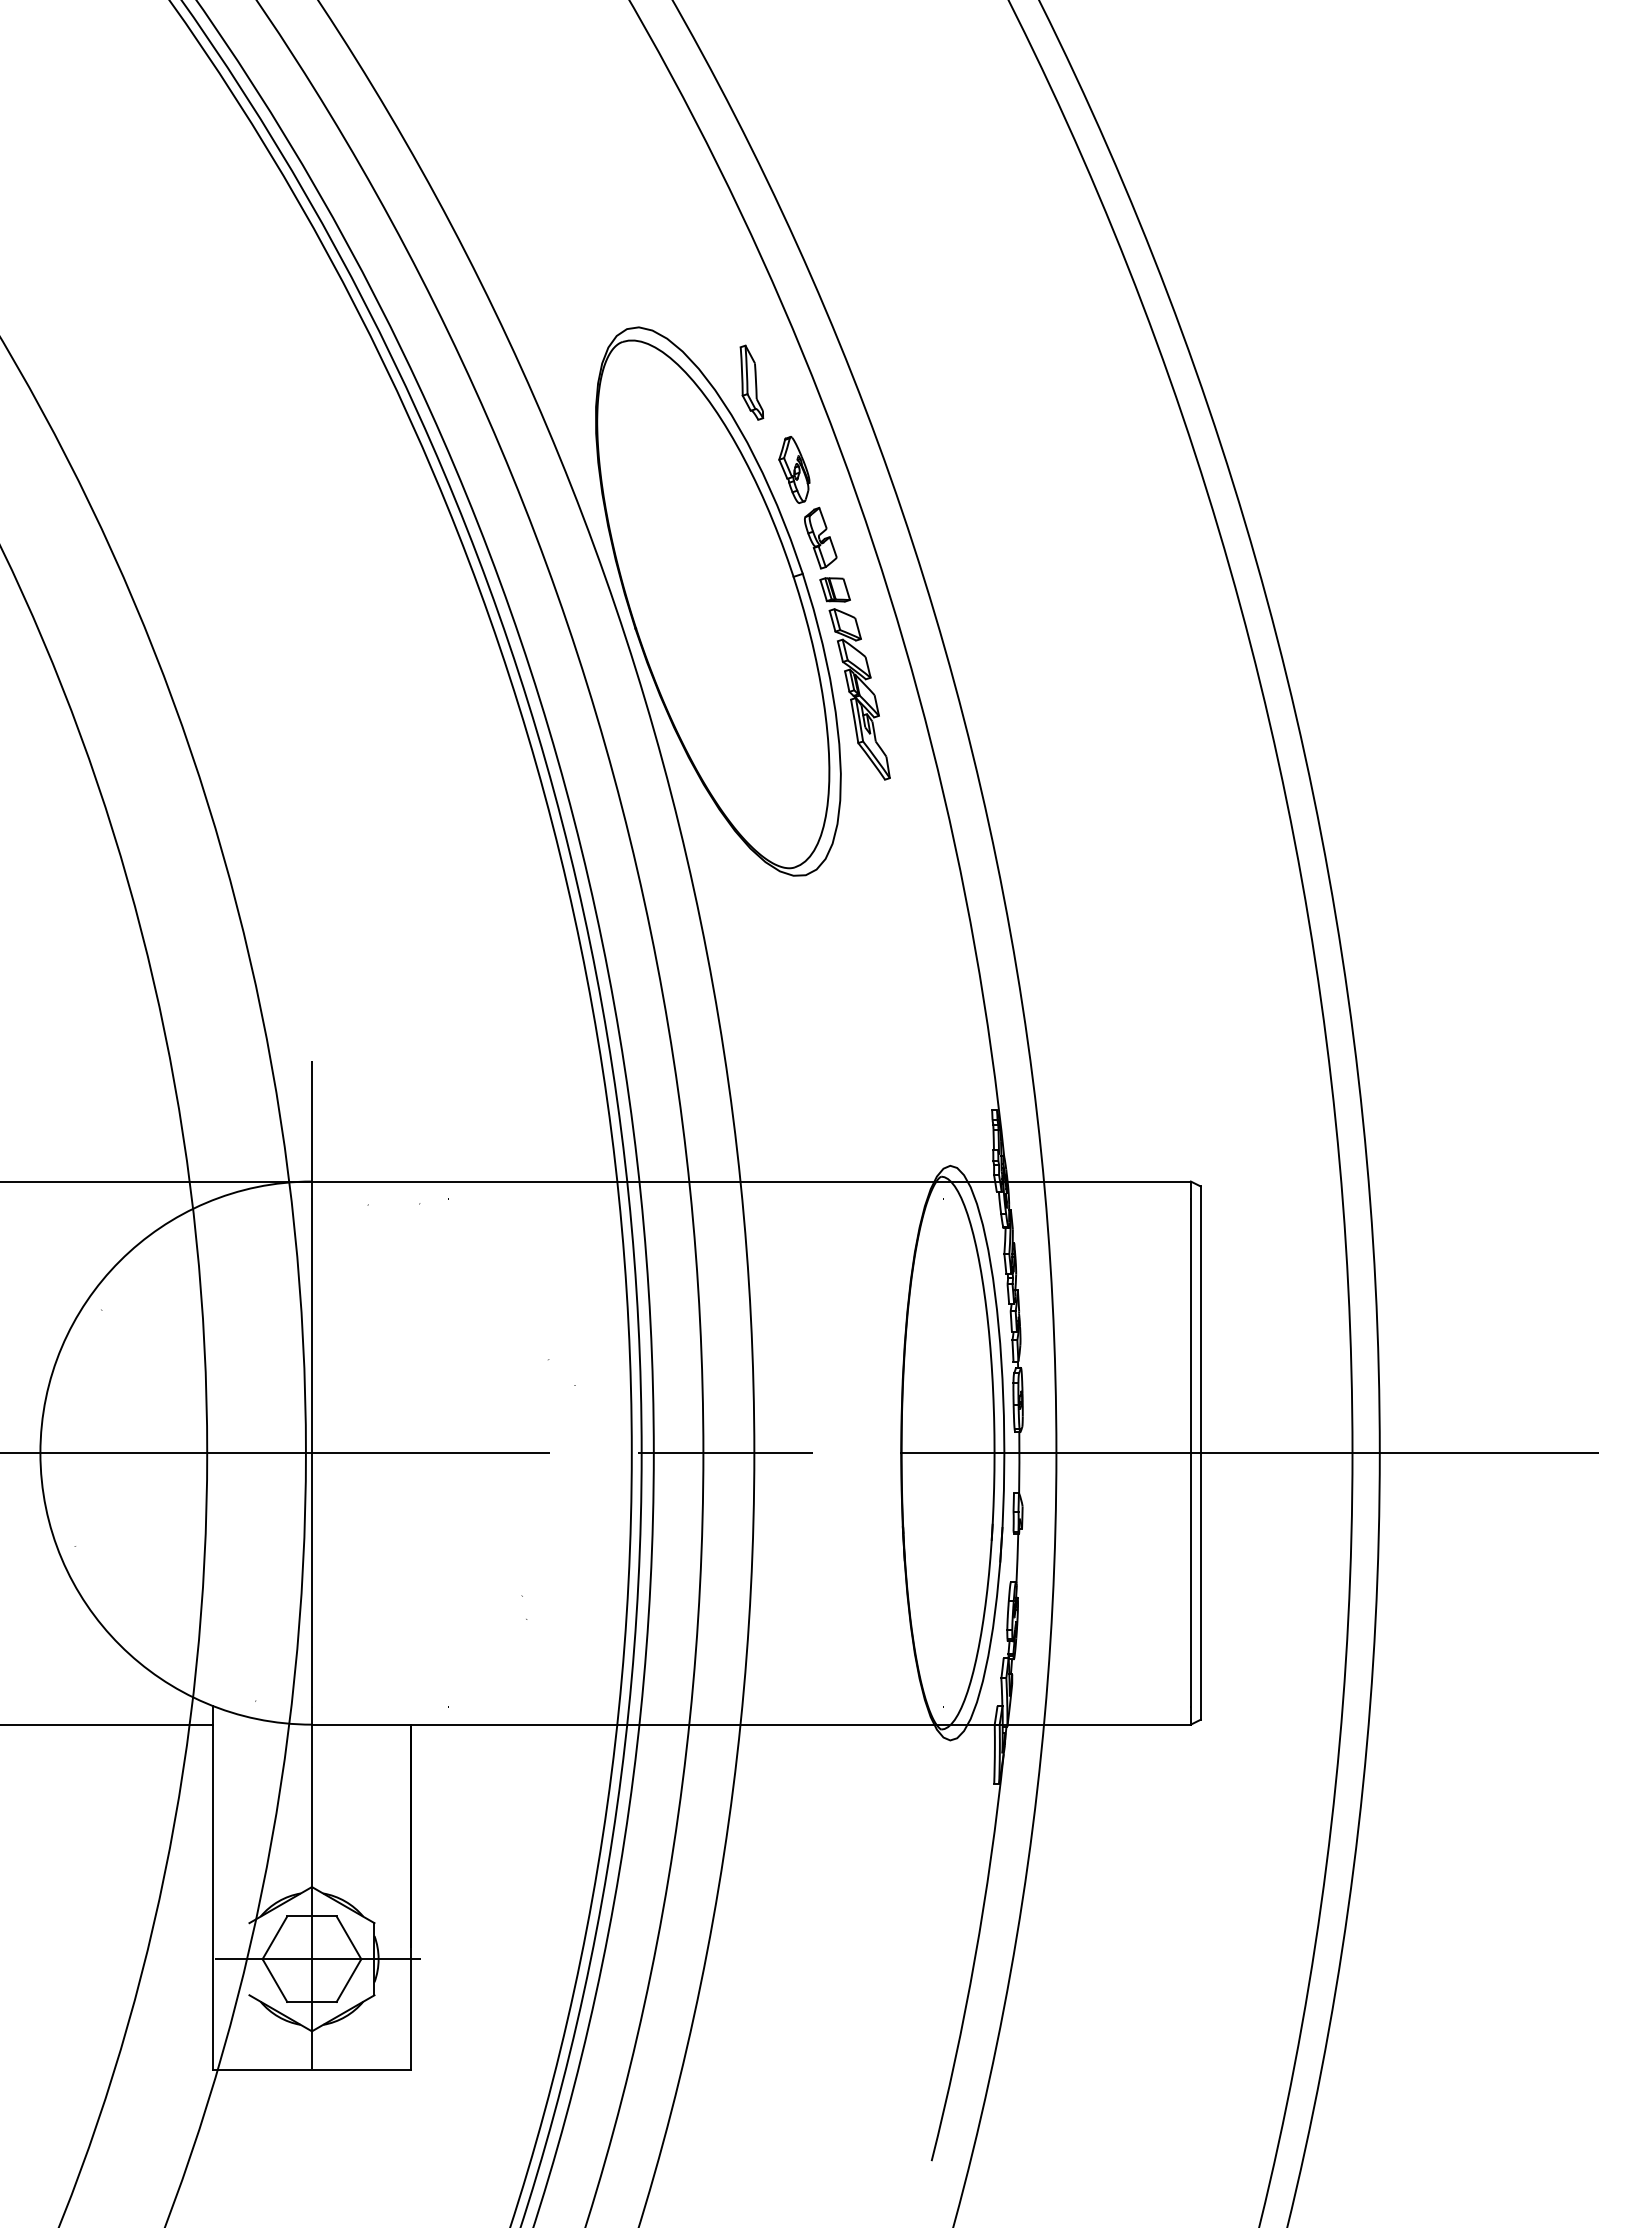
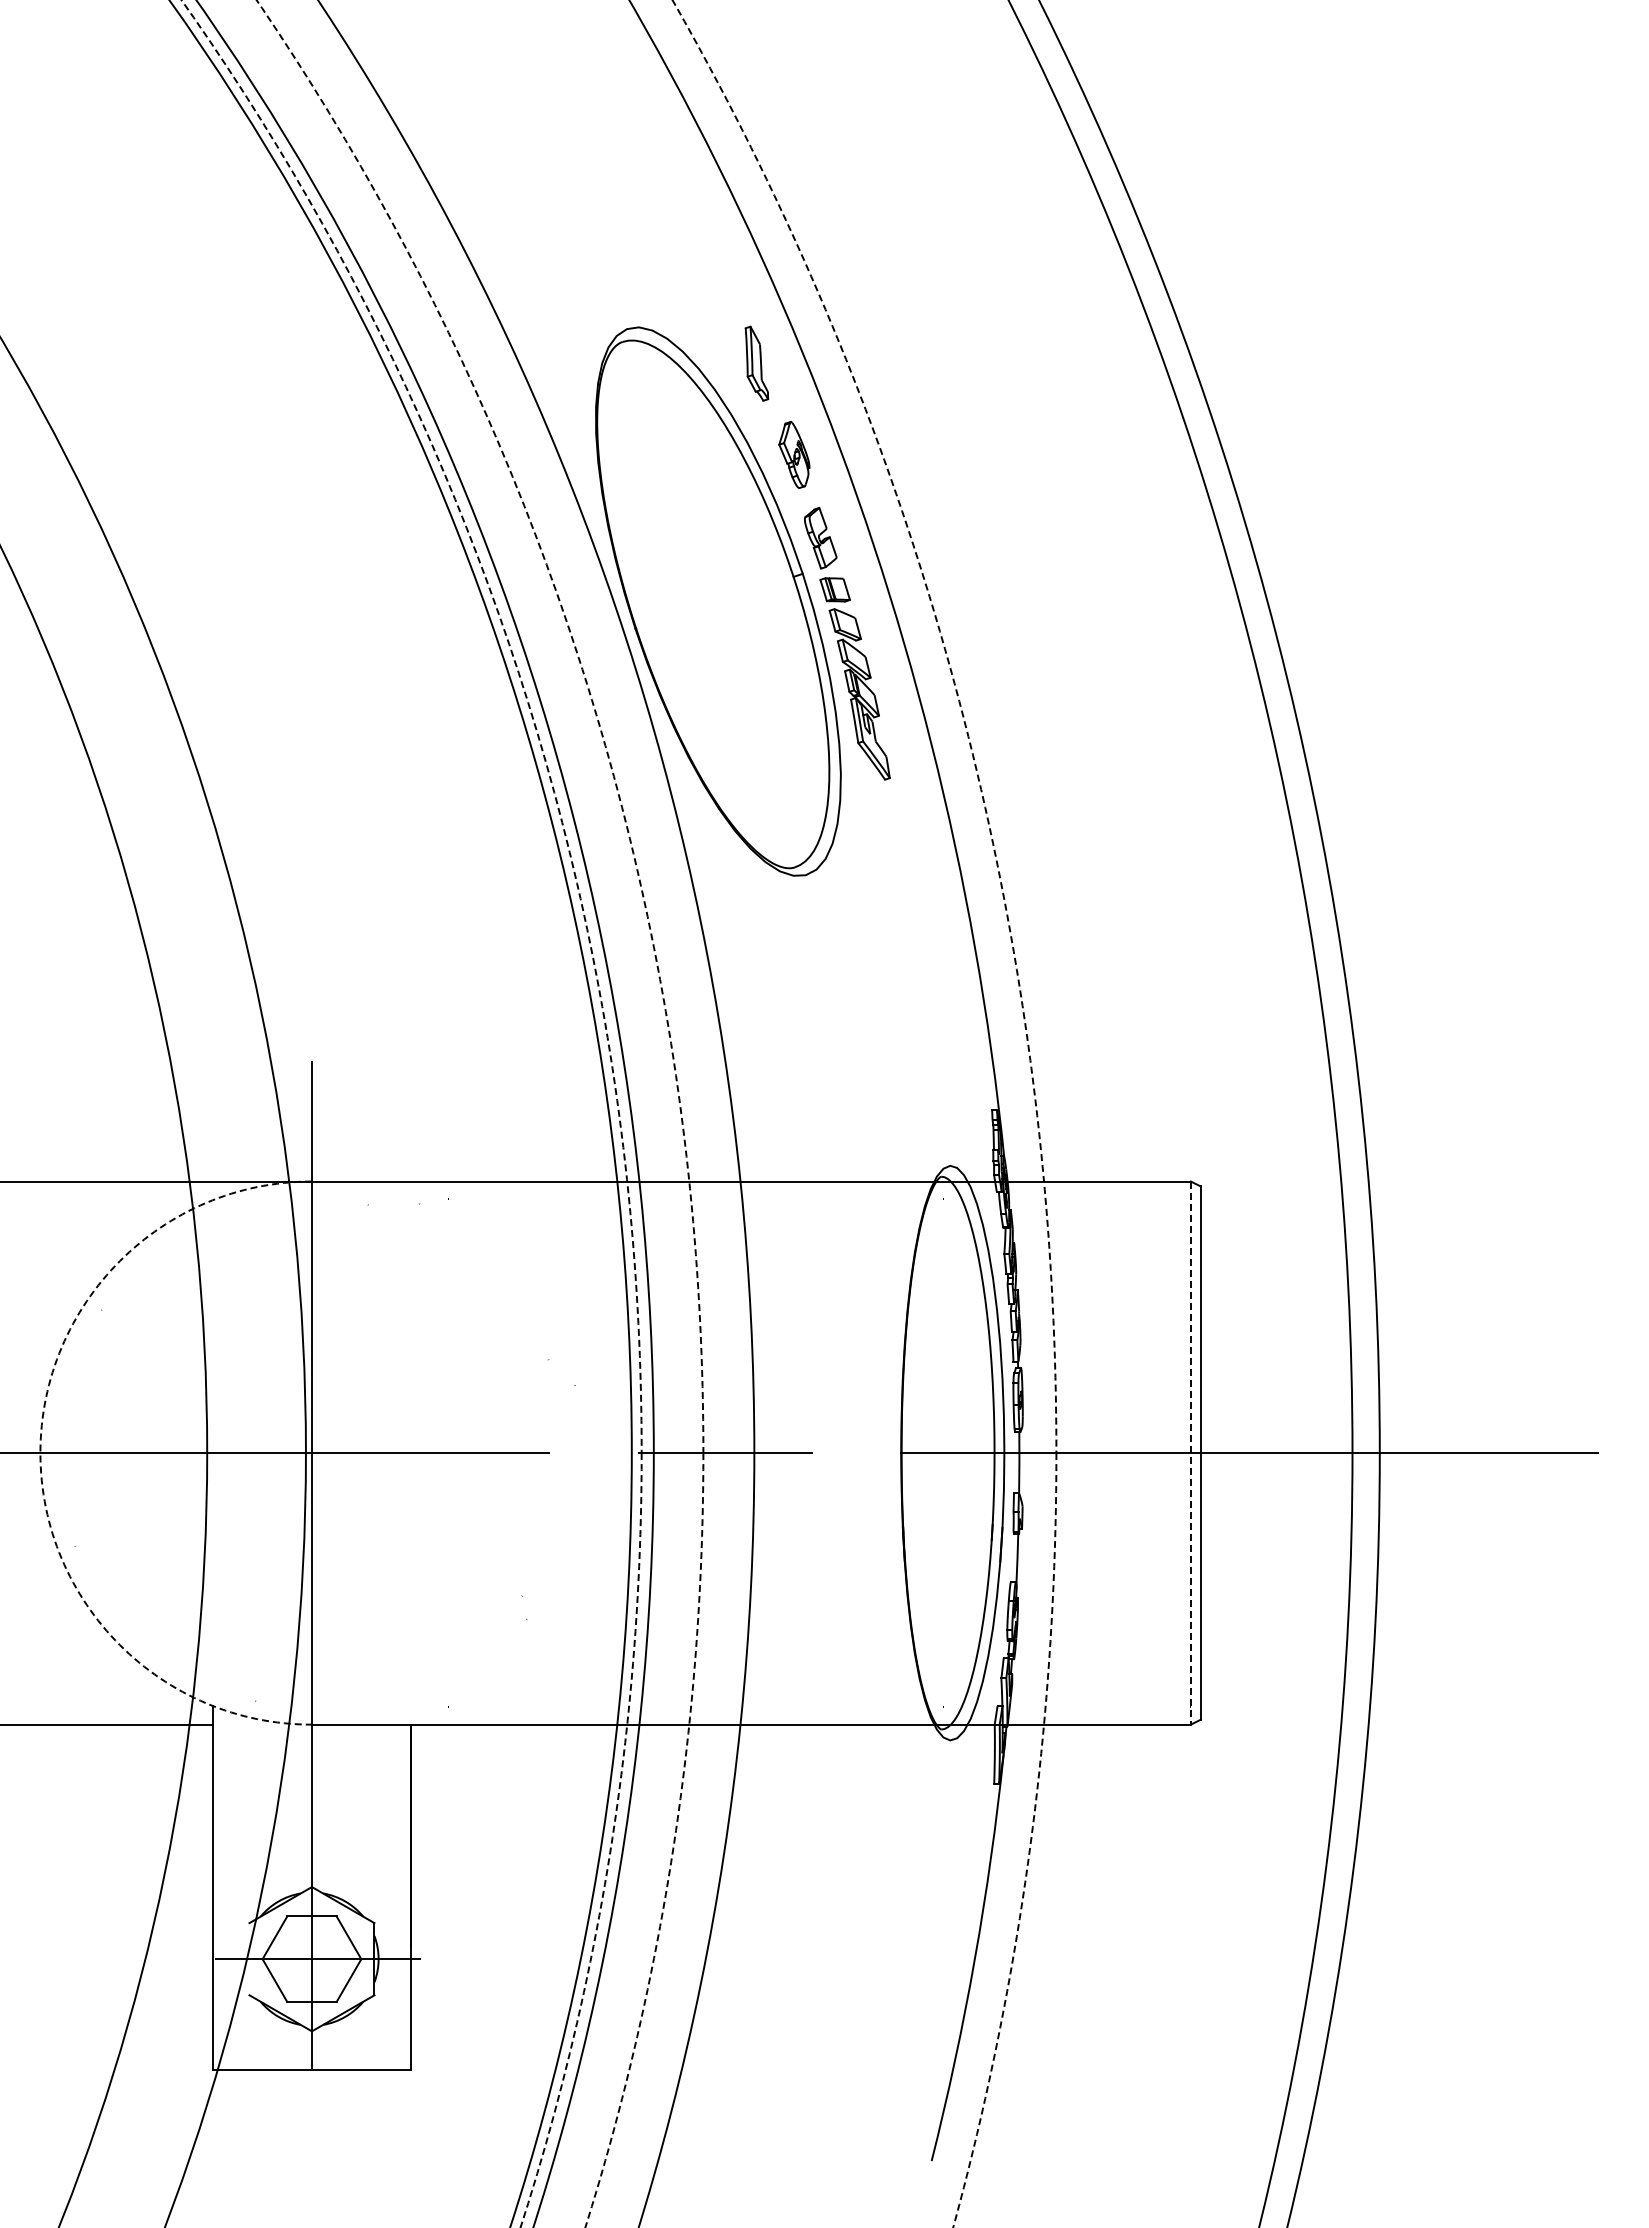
part position: (751, 382) -> (756, 363) (756, 363)
part position: (794, 469) -> (794, 454) (794, 454)
circle: solid -> dashed (411, 1113)
circle: solid -> dashed (480, 1113)
circle: solid -> dashed (864, 1113)
arc: solid -> dashed (40, 1453)
line: solid -> dashed (1190, 1453)
